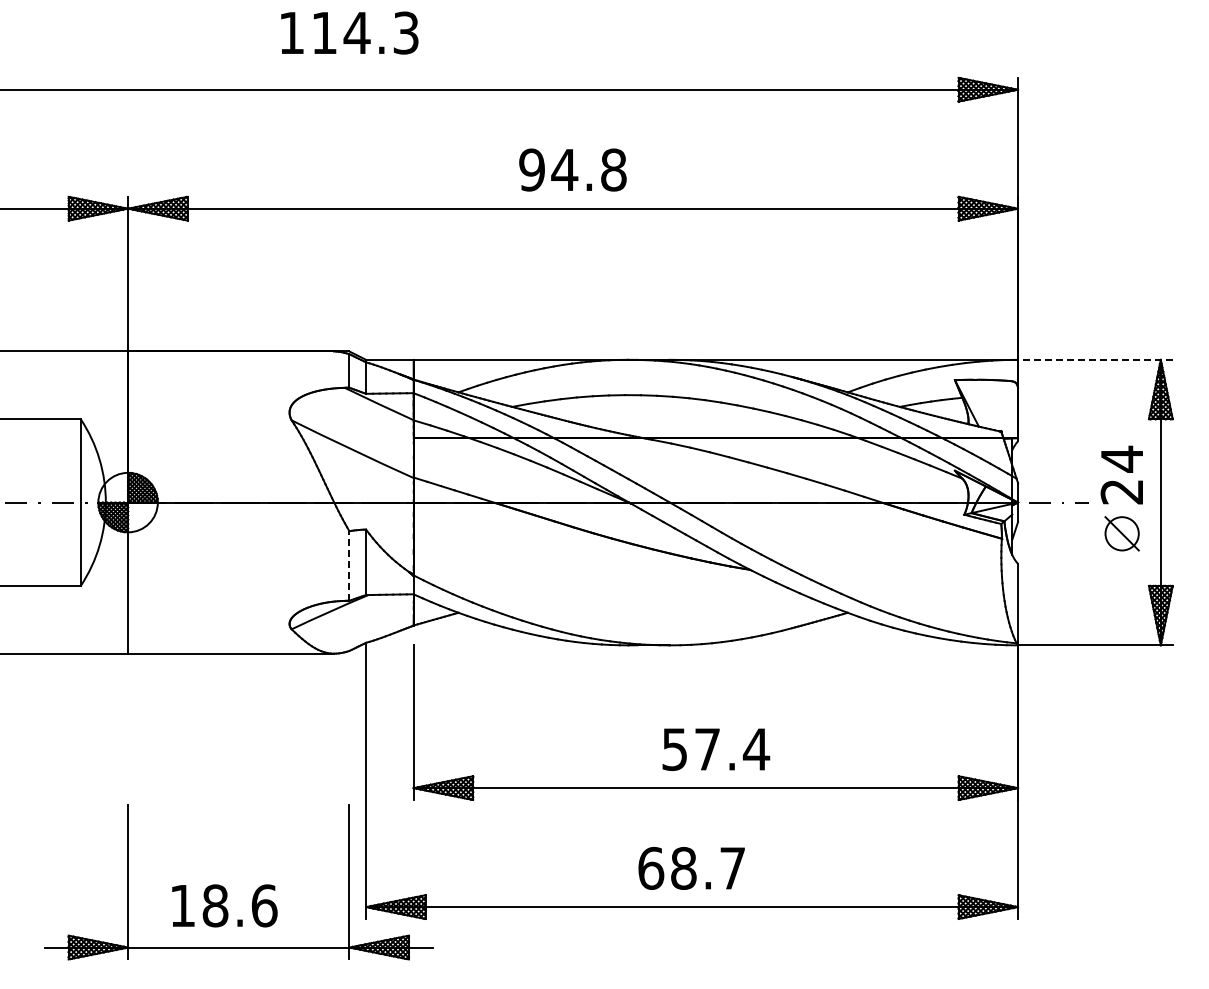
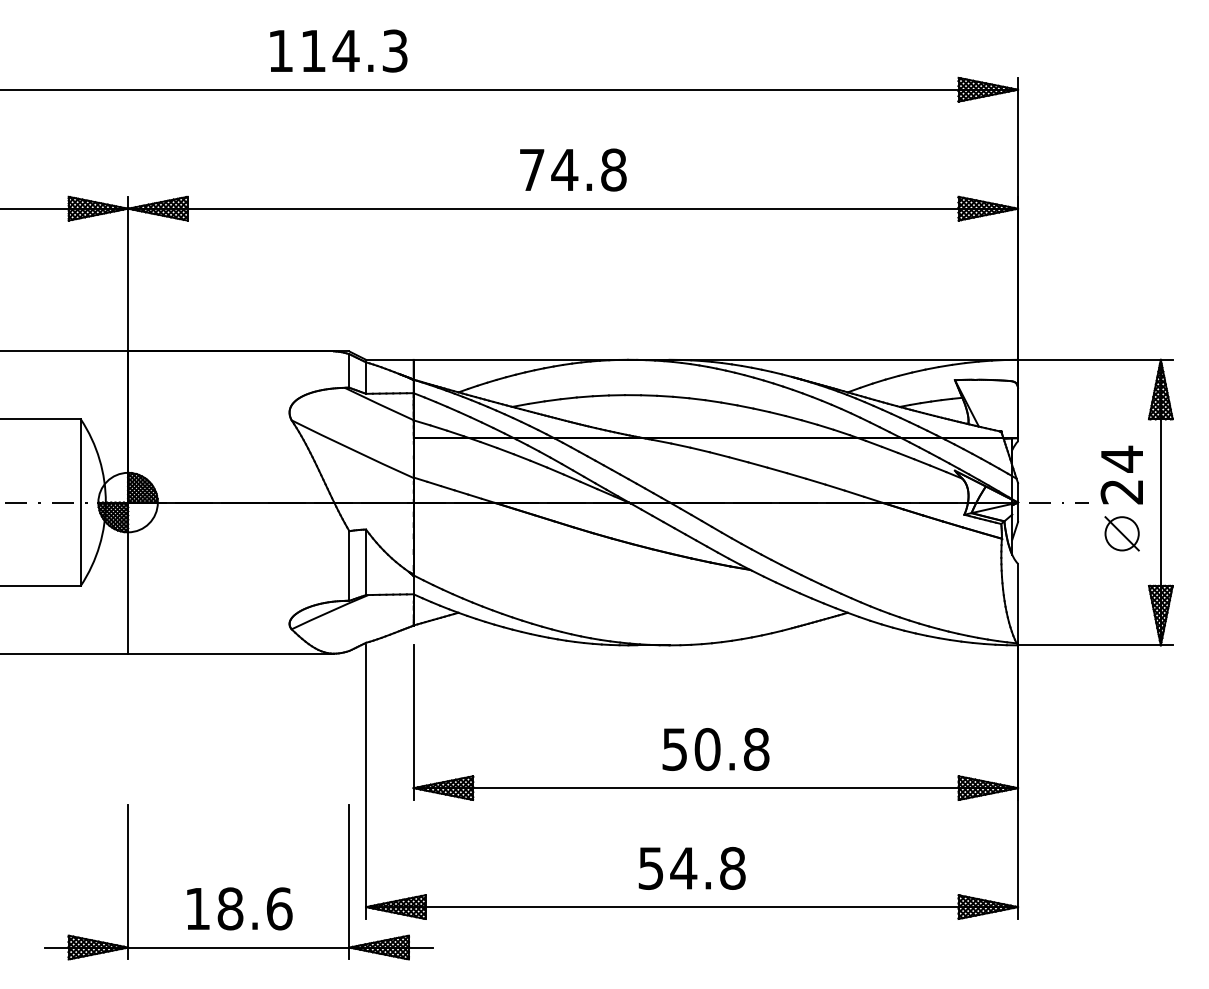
text position: (349, 32) -> (338, 50) (338, 50)
text: 94.8 -> 74.8 (531, 169)
line: dashed -> solid (1094, 359)
line: dashed -> solid (349, 566)
text: 57.4 -> 50.8 (732, 749)
text: 68.7 -> 54.8 (691, 867)
text position: (224, 905) -> (239, 908) (239, 908)
